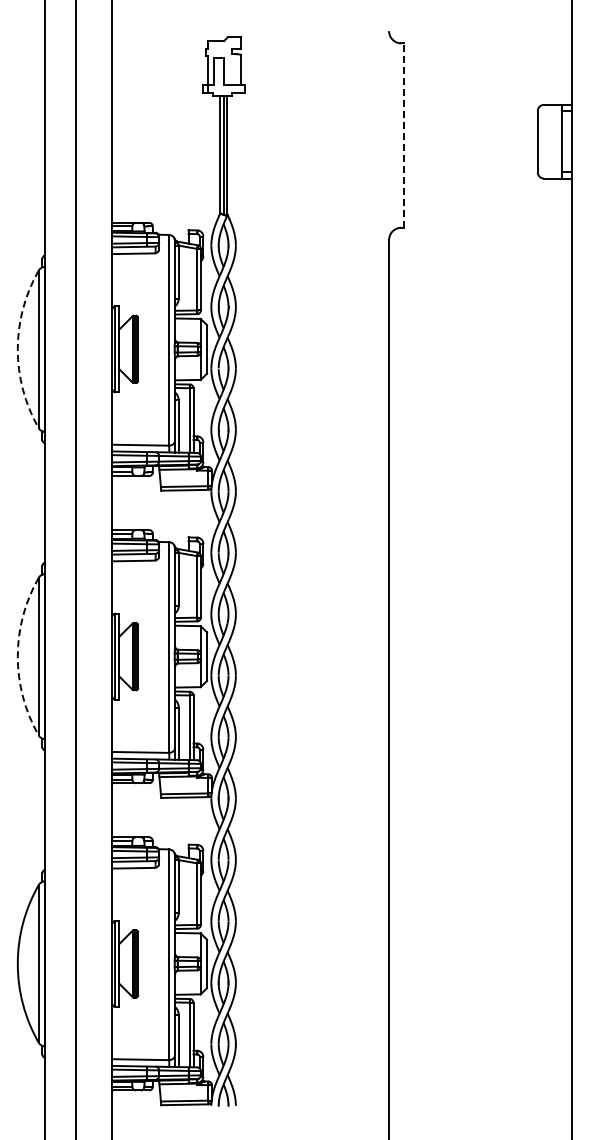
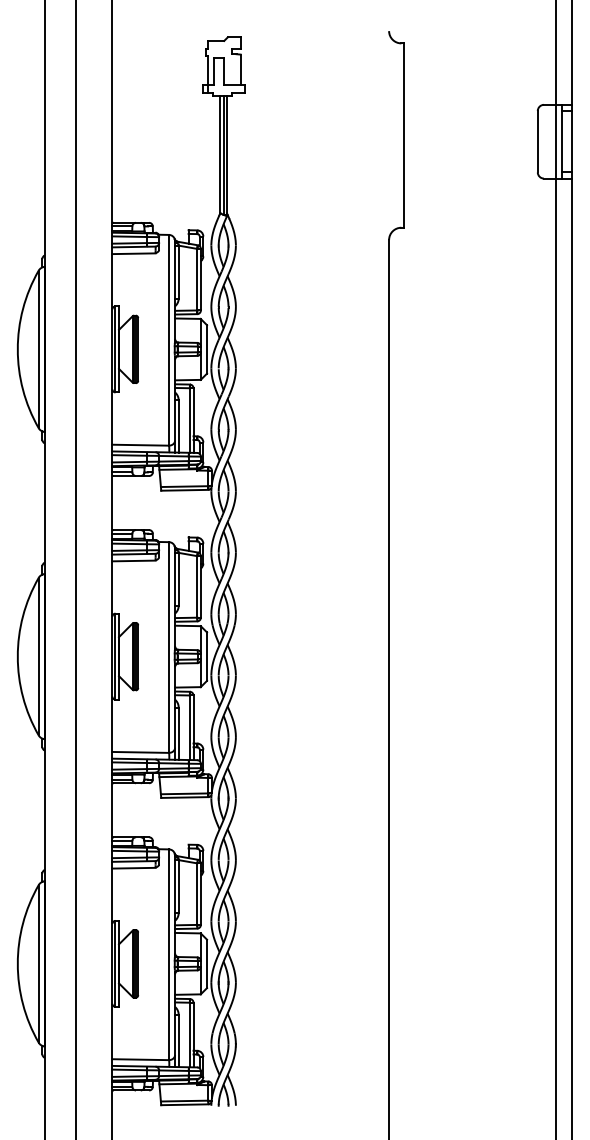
line: dashed -> solid (403, 135)
arc: dashed -> solid (17, 349)
line: none -> present (556, 569)
arc: dashed -> solid (17, 656)
